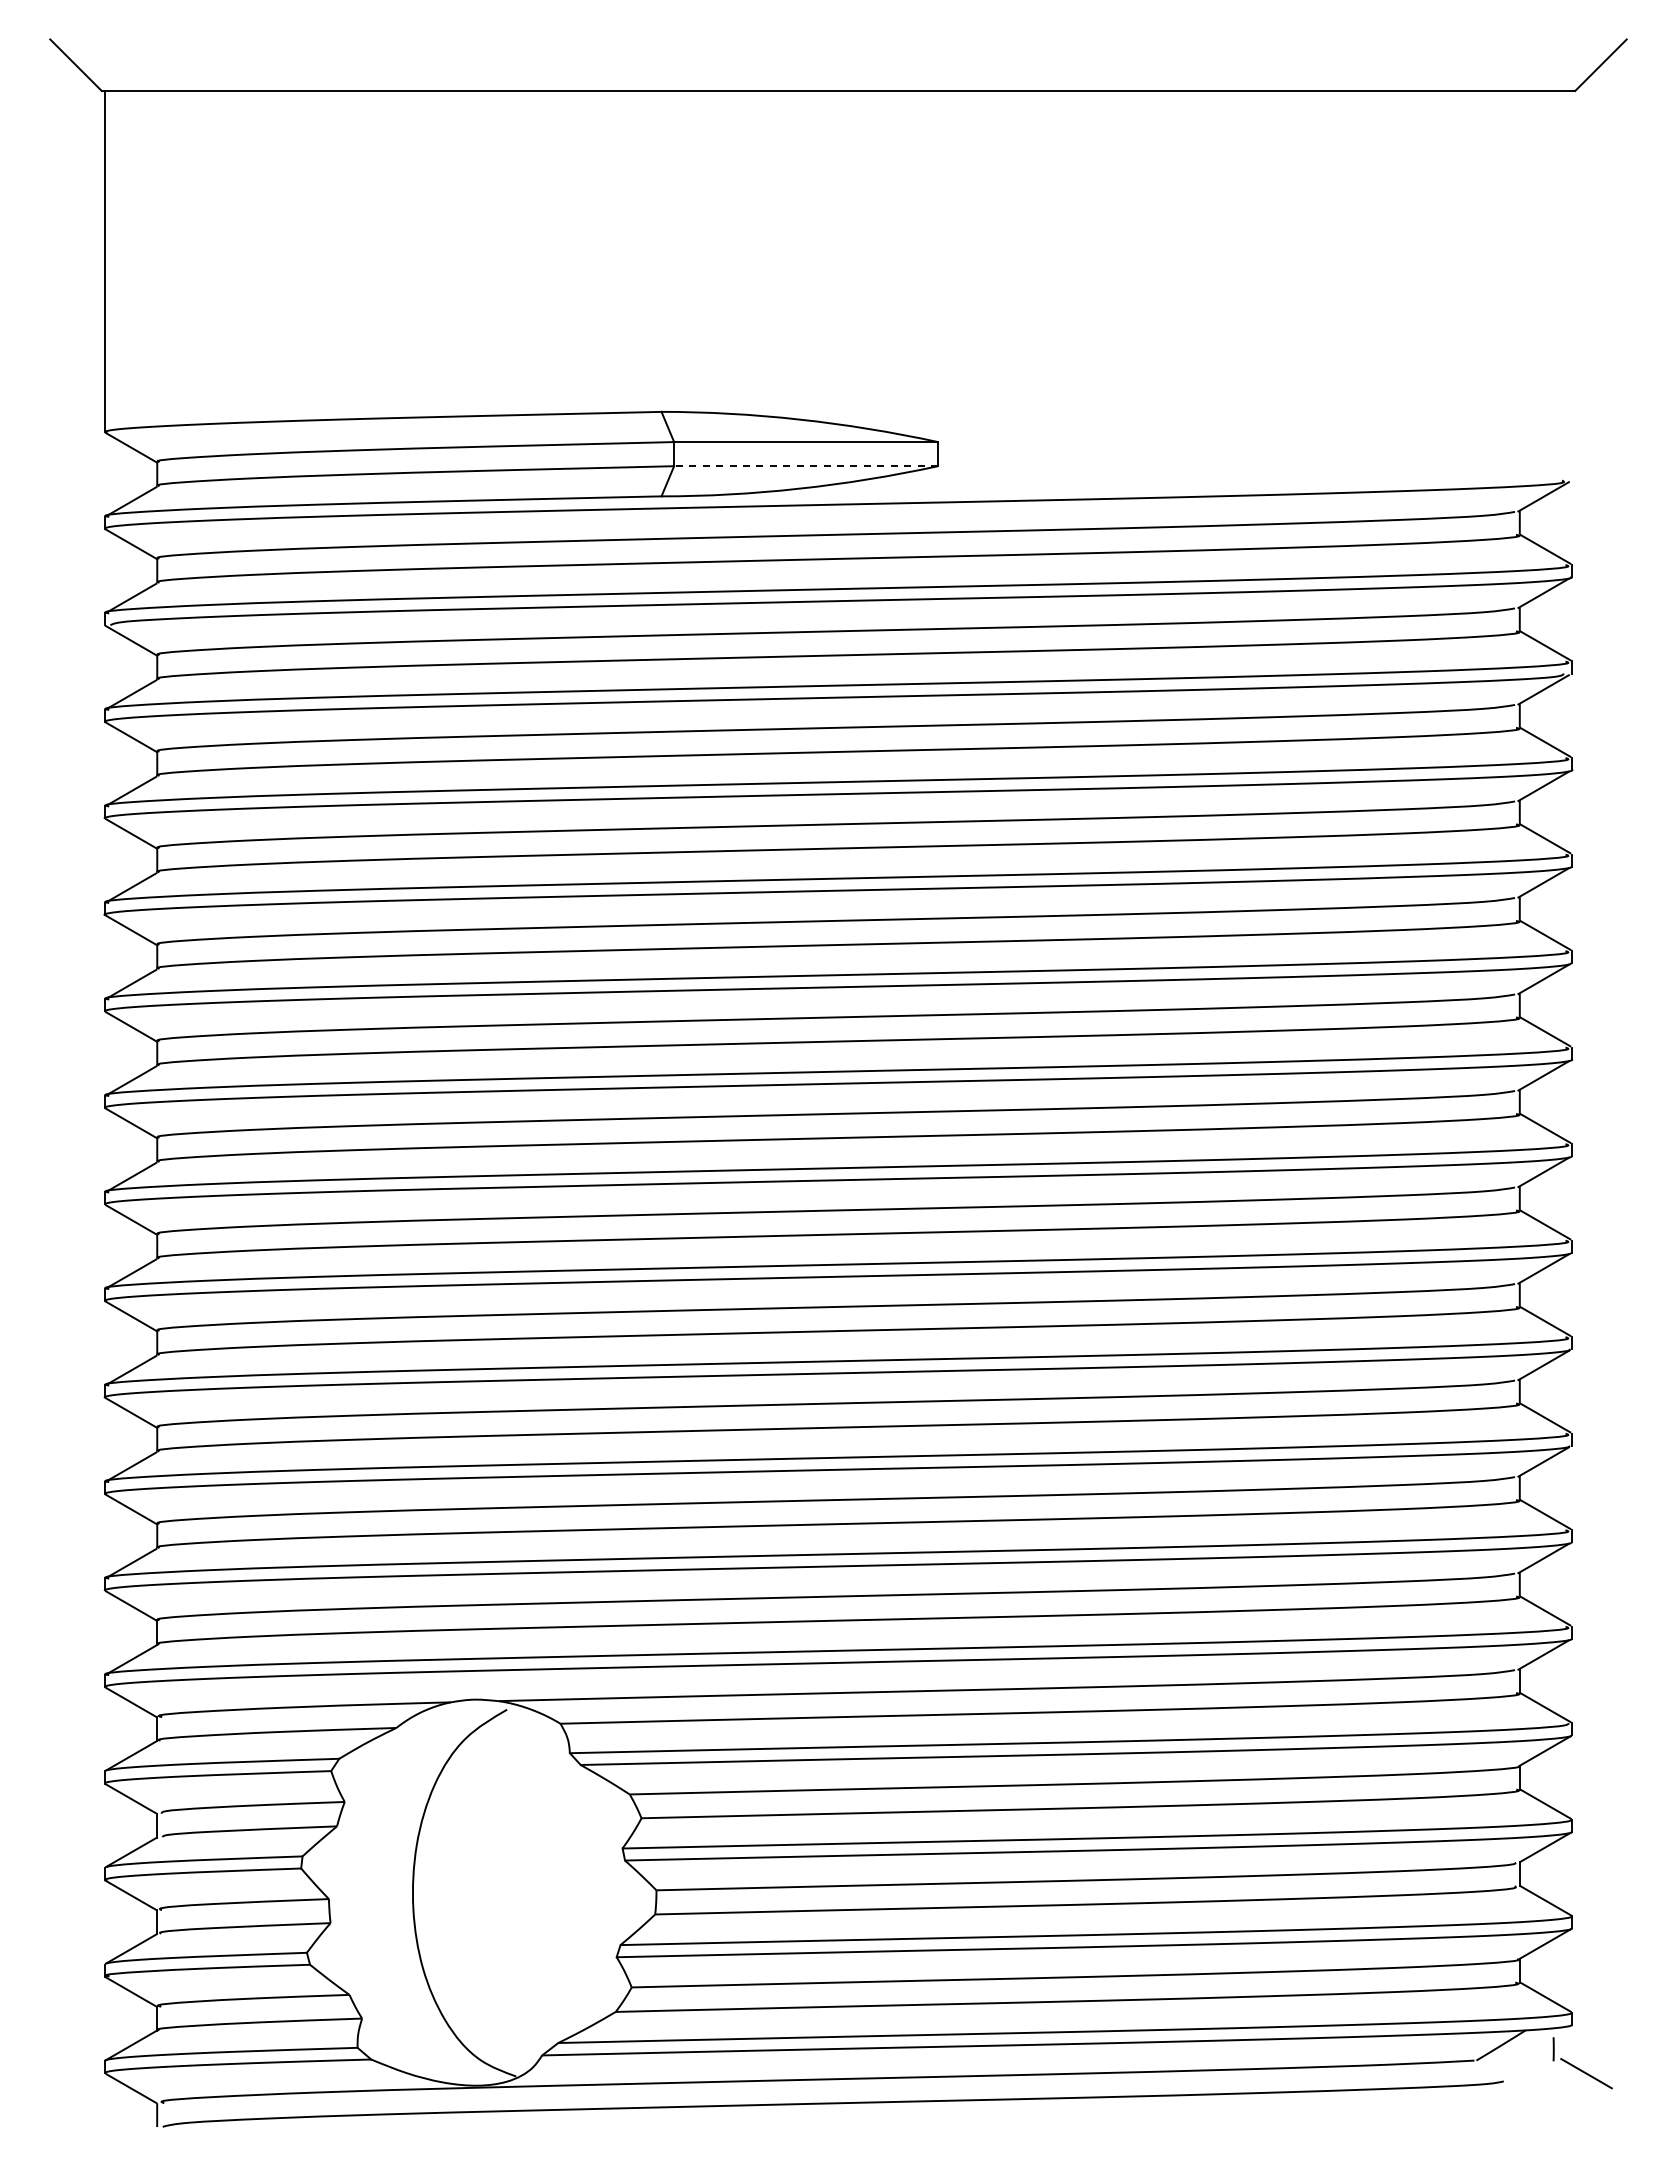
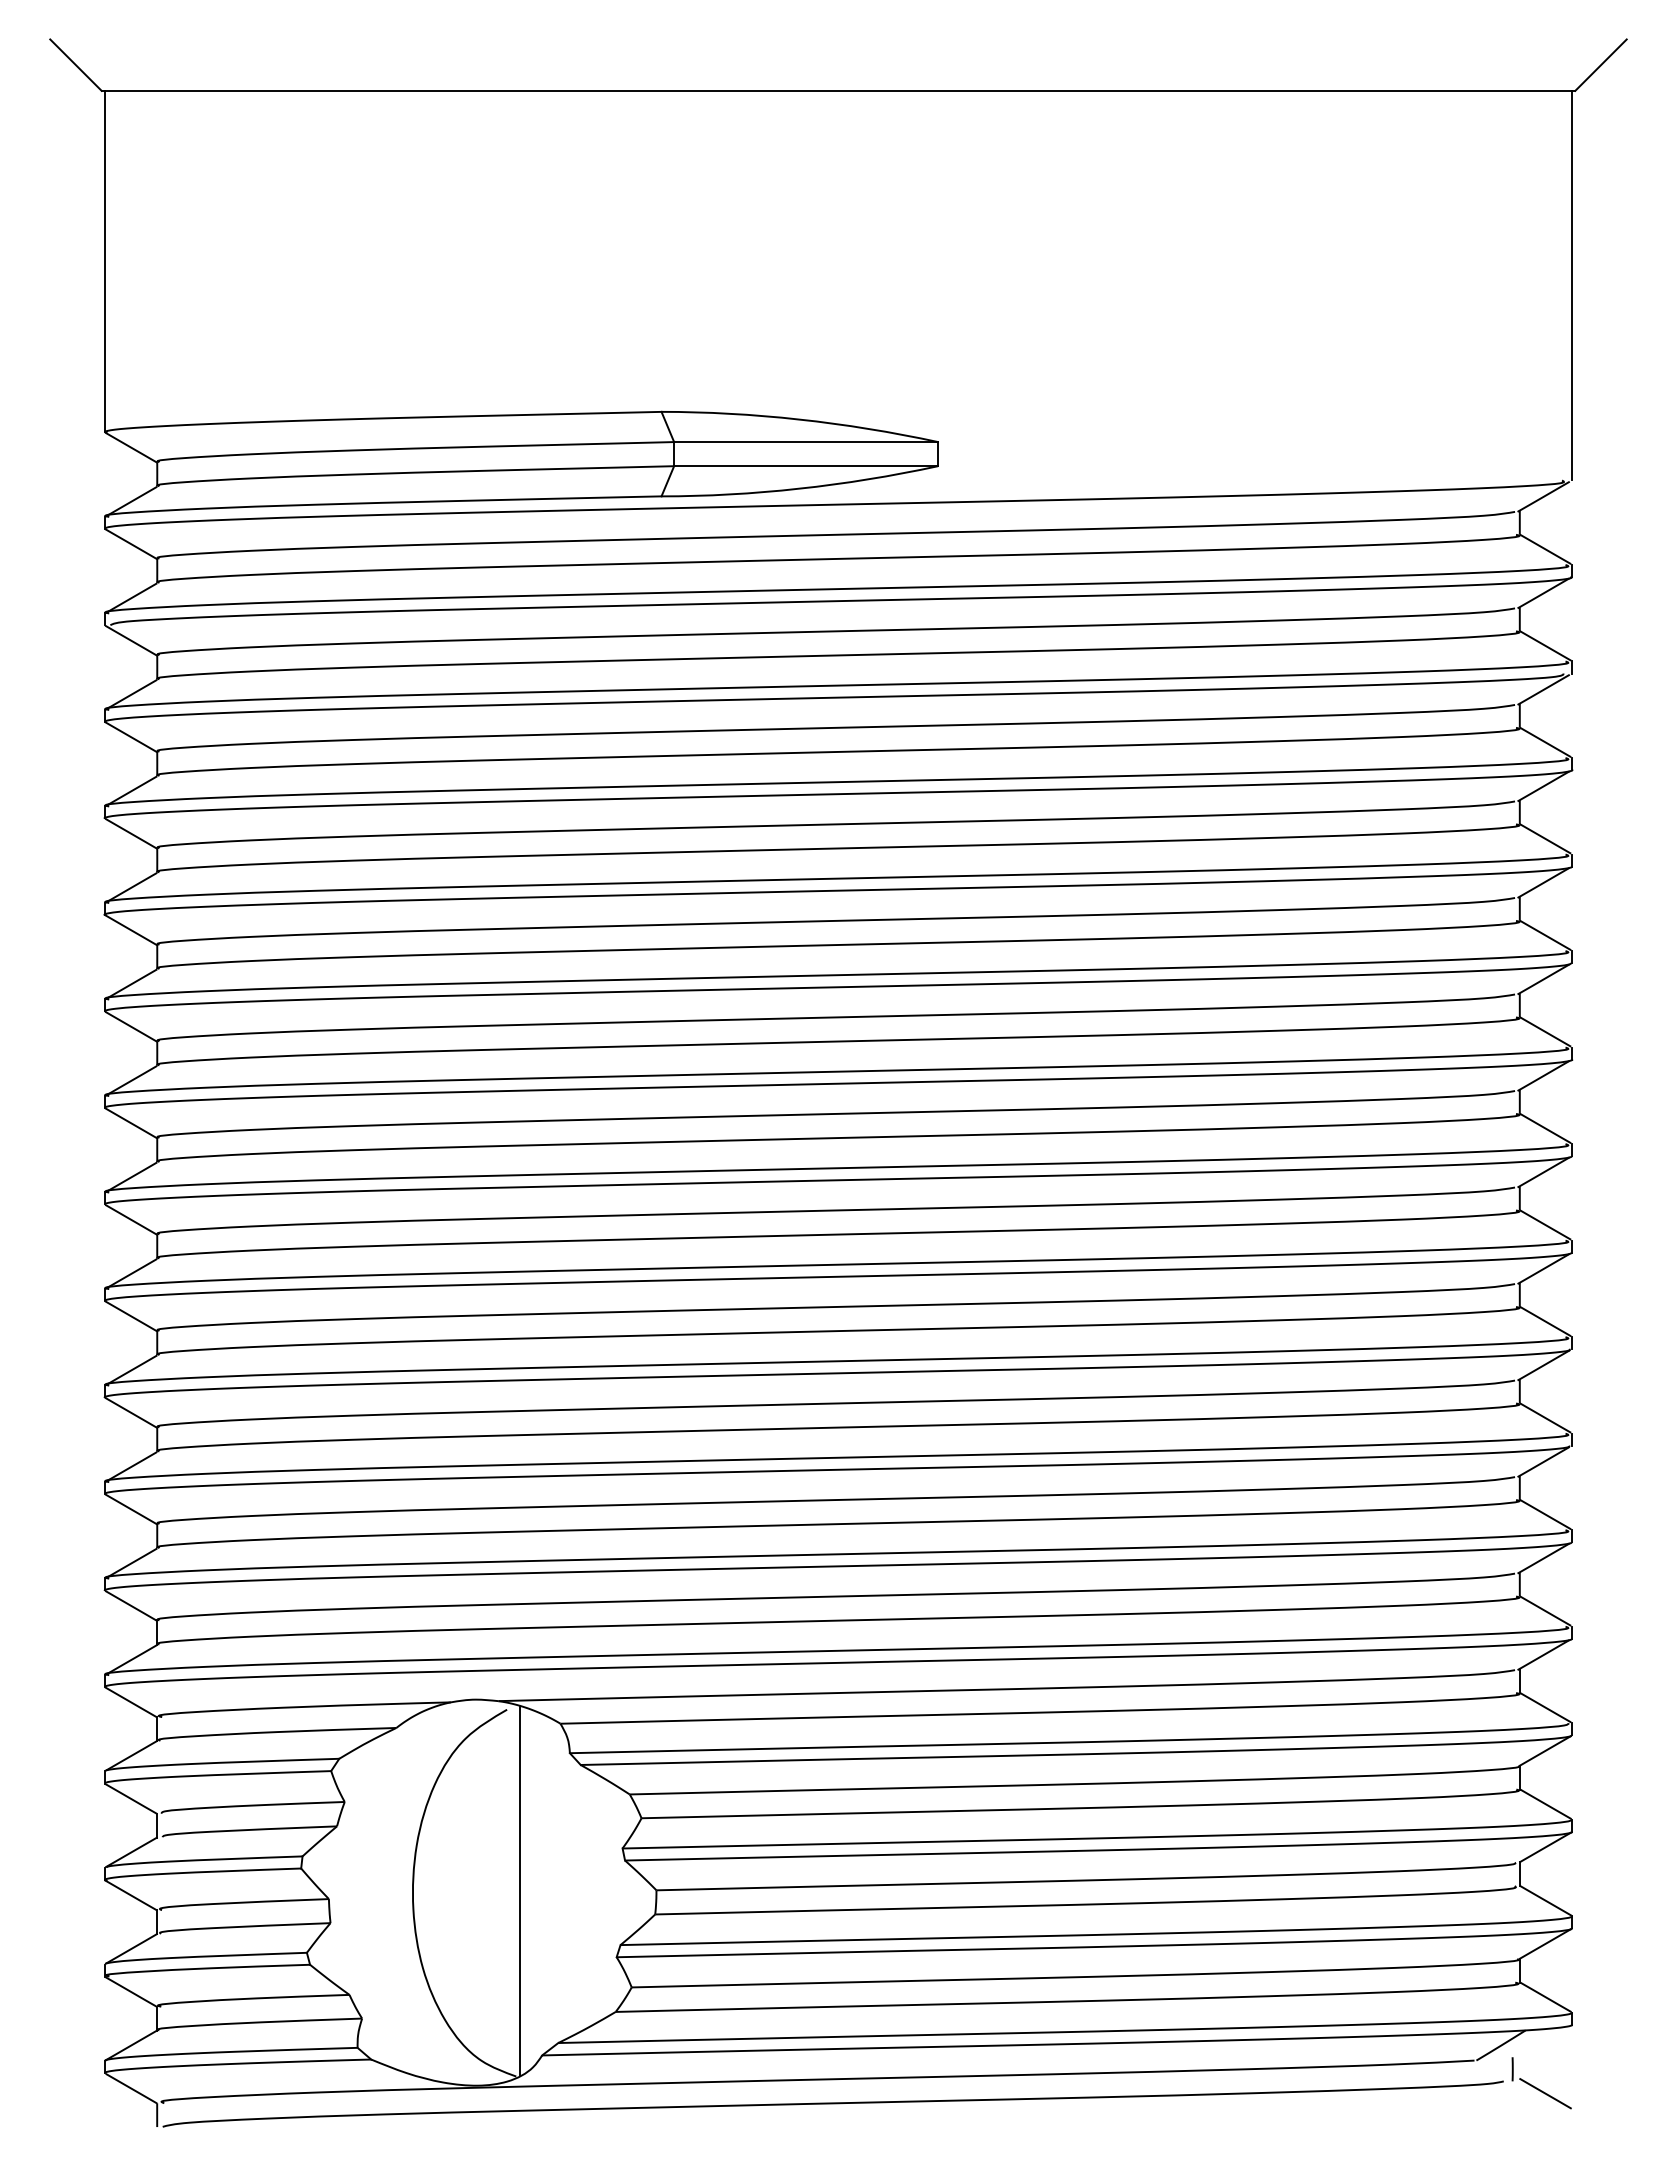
line: none -> present (1572, 285)
line: dashed -> solid (806, 466)
line: none -> present (519, 1890)
part position: (1582, 2063) -> (1541, 2083) (1541, 2083)
